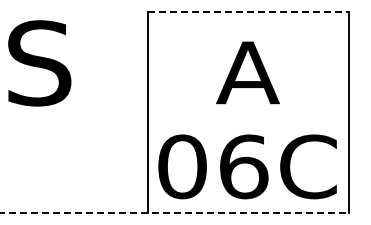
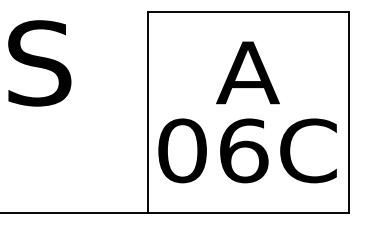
line: dashed -> solid (248, 11)
text position: (247, 166) -> (247, 150) (247, 150)
line: dashed -> solid (175, 213)
